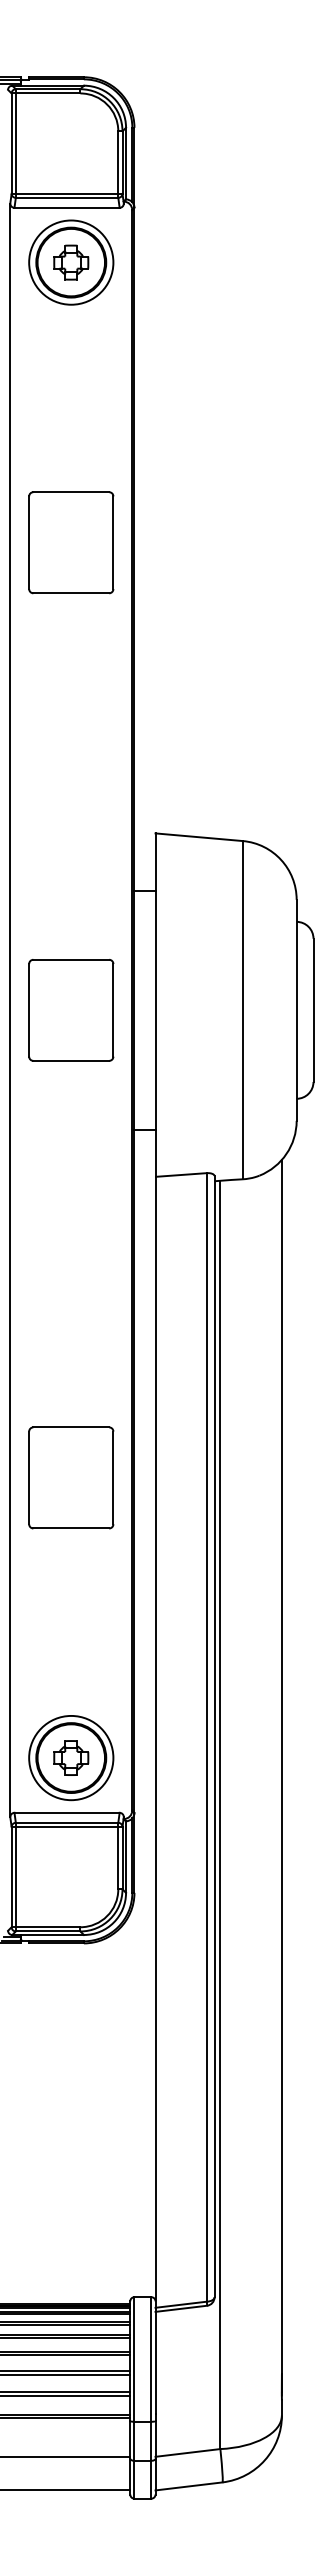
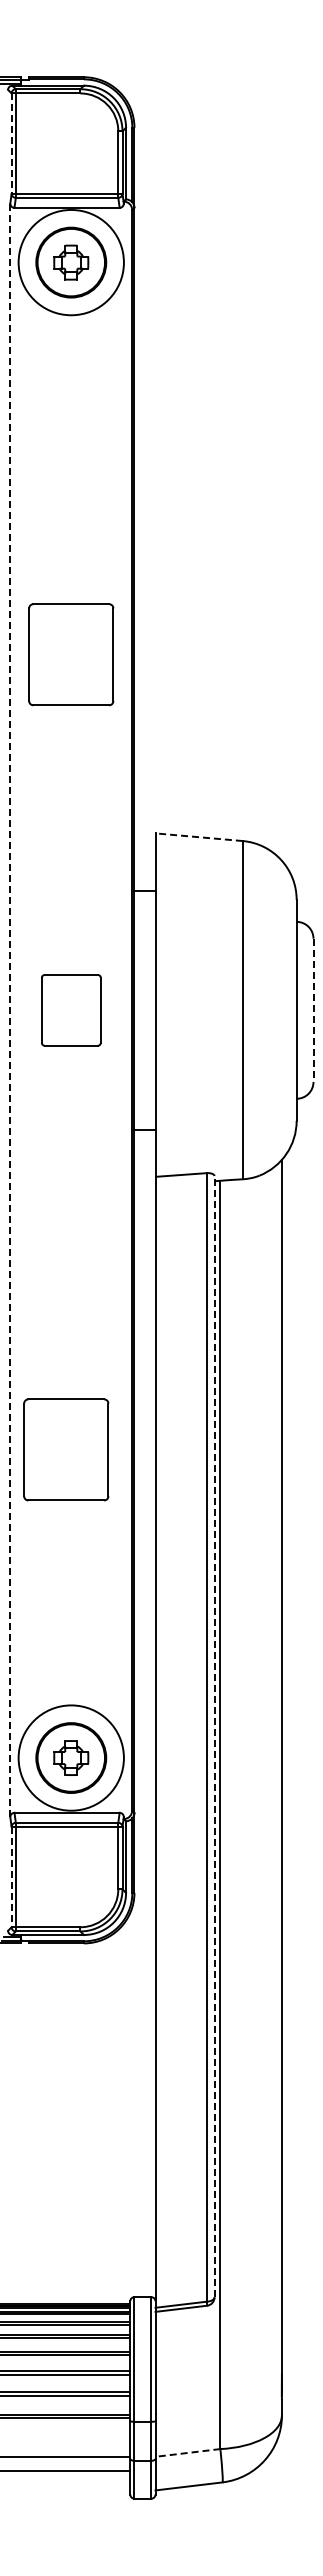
line: solid -> dashed (11, 144)
circle diameter: 84 px -> 105 px (70, 262)
part position: (71, 542) -> (71, 654) (71, 654)
line: solid -> dashed (199, 837)
line: solid -> dashed (10, 1010)
part size: 87x103 px -> 61x73 px (71, 1010)
line: solid -> dashed (313, 1010)
part position: (71, 1477) -> (66, 1449) (66, 1449)
line: solid -> dashed (214, 1736)
circle diameter: 84 px -> 105 px (70, 1757)
line: solid -> dashed (11, 1877)
line: solid -> dashed (187, 2452)
line position: (66, 2490) -> (66, 2471) (66, 2471)
